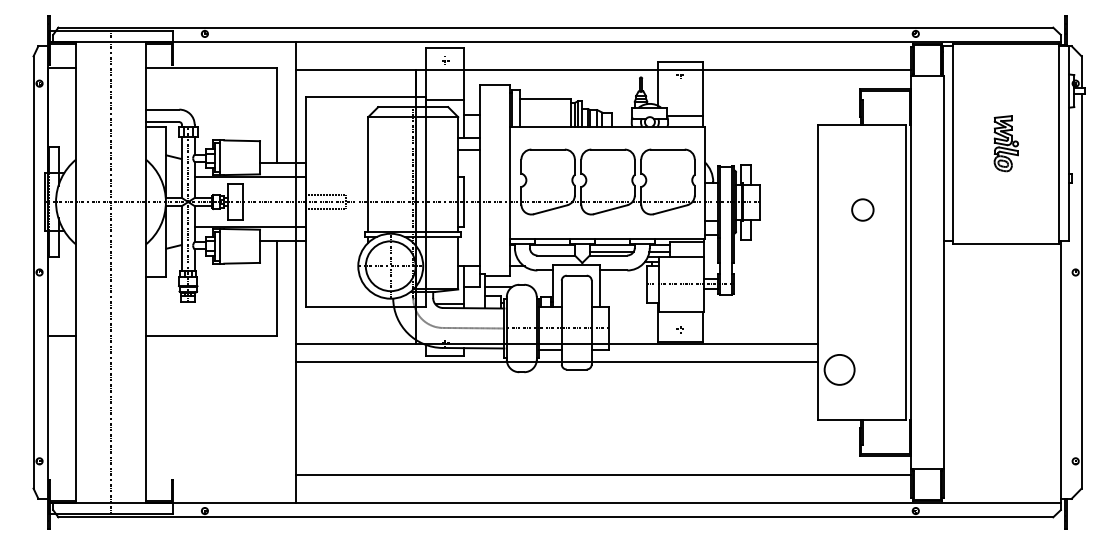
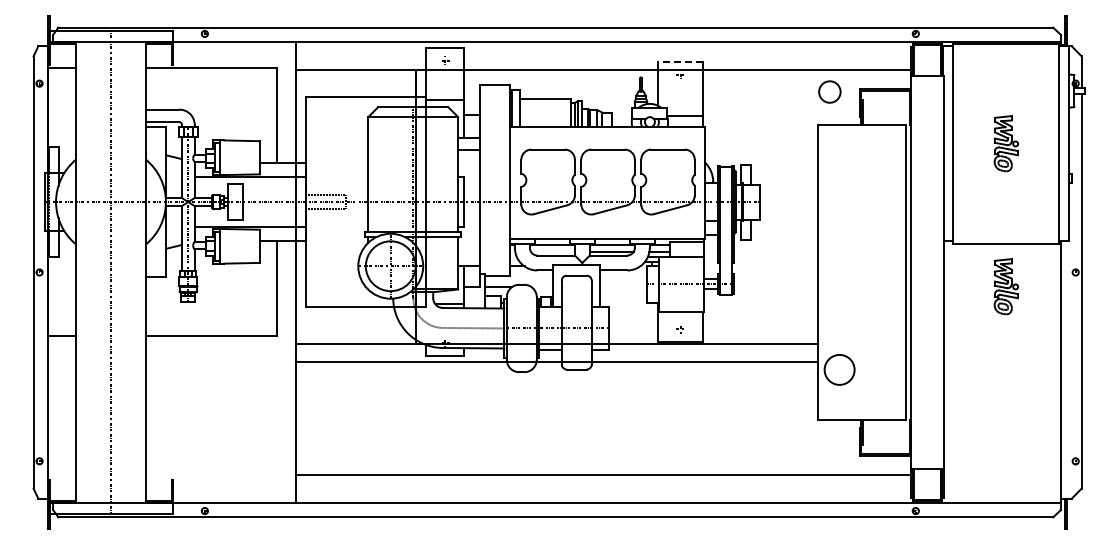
line: solid -> dashed (680, 62)
circle position: (862, 209) -> (829, 91) (829, 91)
part: none -> present (1005, 286)
